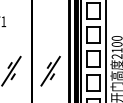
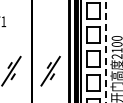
line: solid -> dashed (106, 51)
